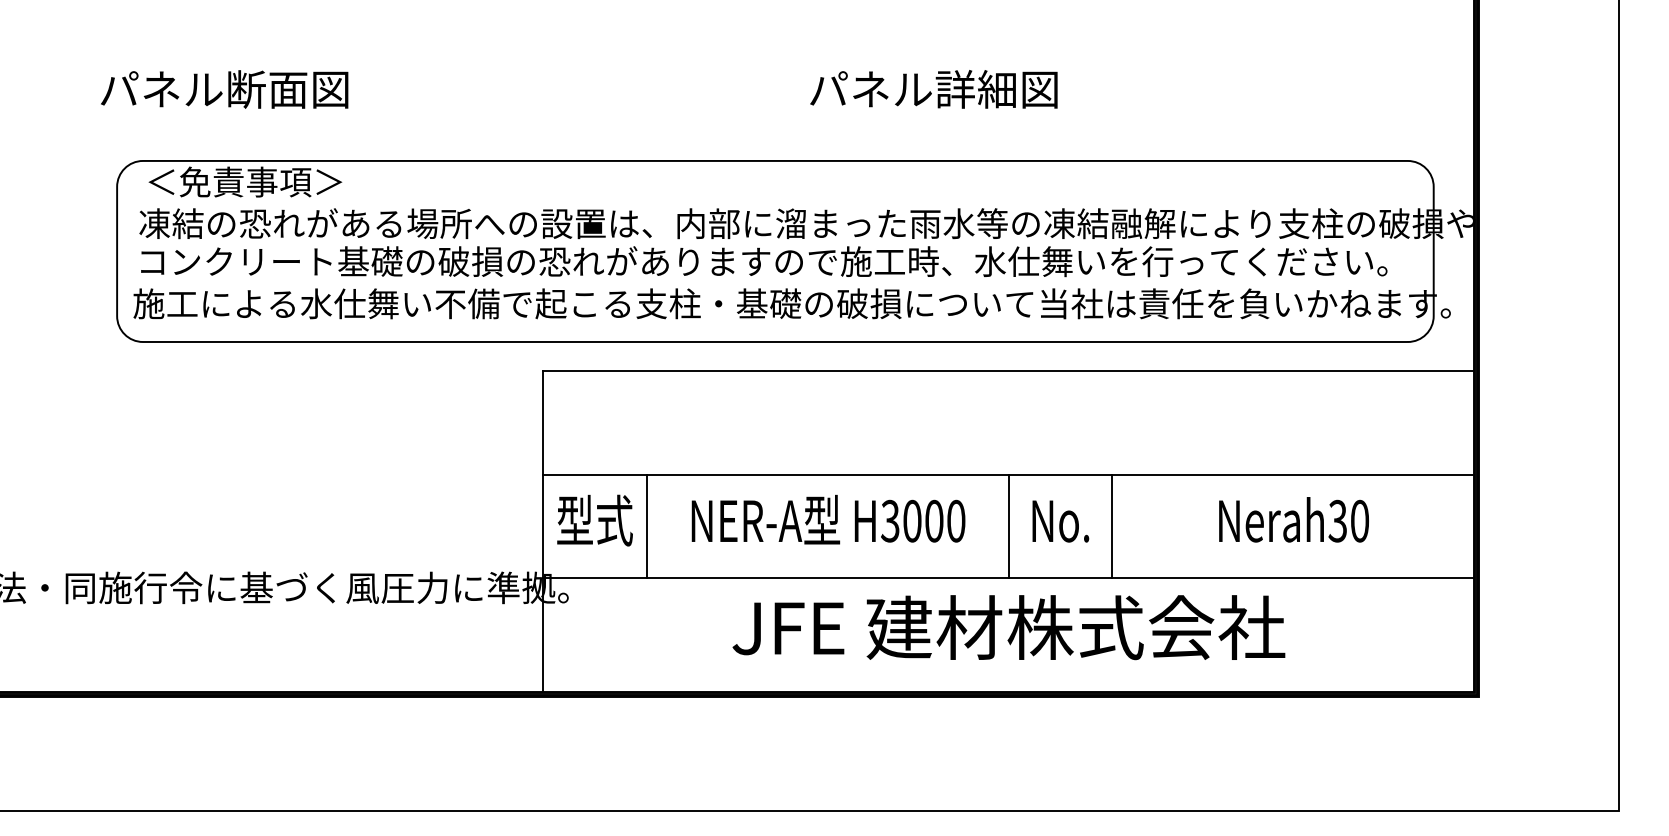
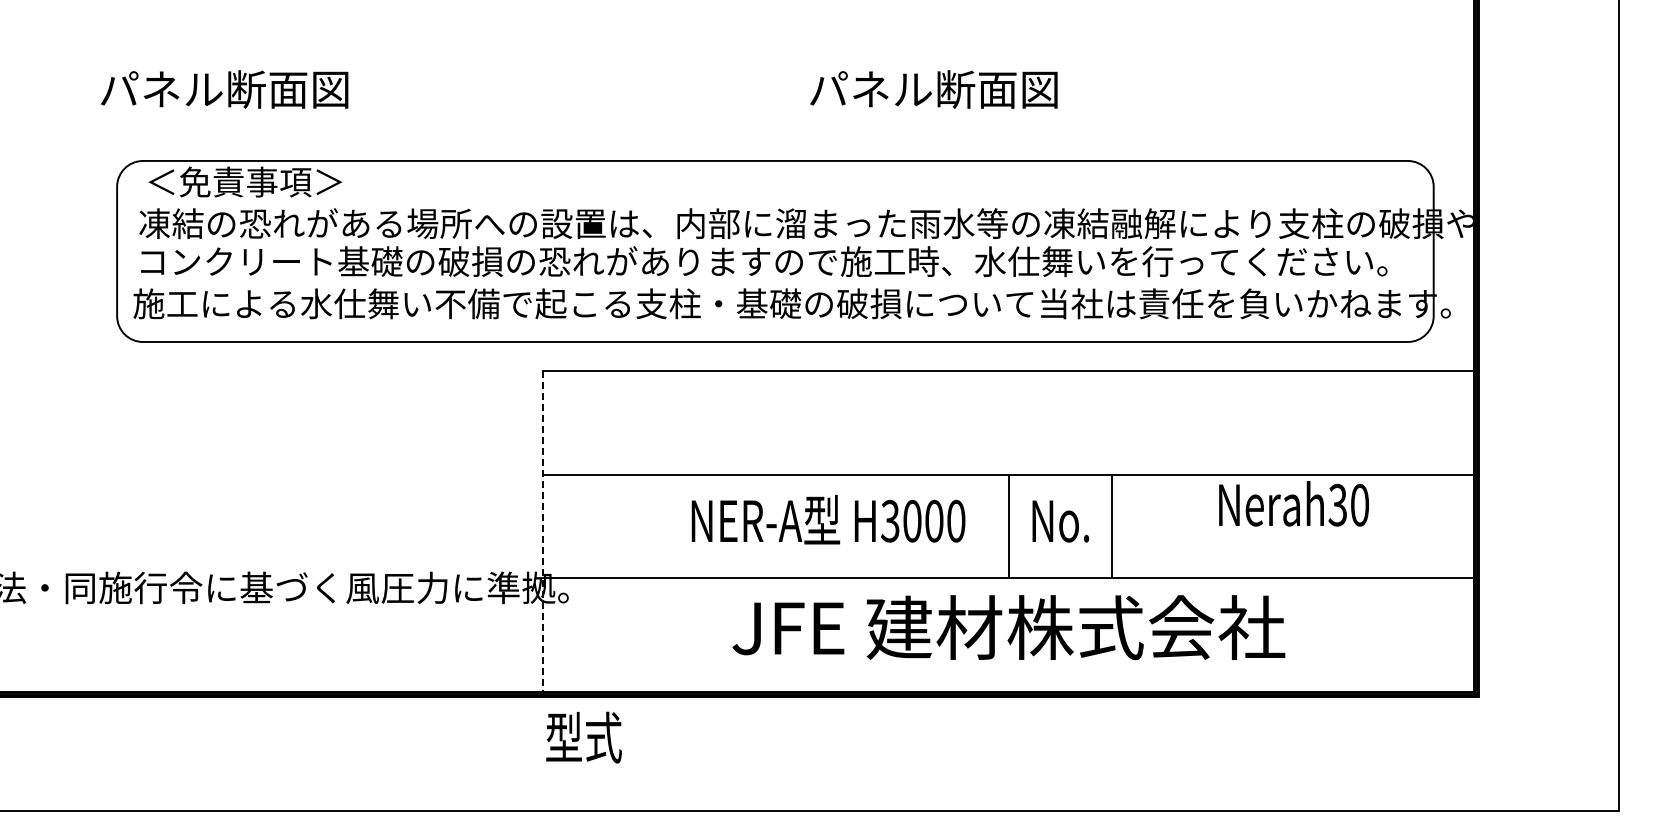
text: パネル詳細図 -> パネル断面図 (975, 89)
text position: (1293, 519) -> (1293, 503) (1293, 503)
text position: (594, 520) -> (583, 737) (583, 737)
line: present -> none (646, 526)
line: solid -> dashed (543, 532)
